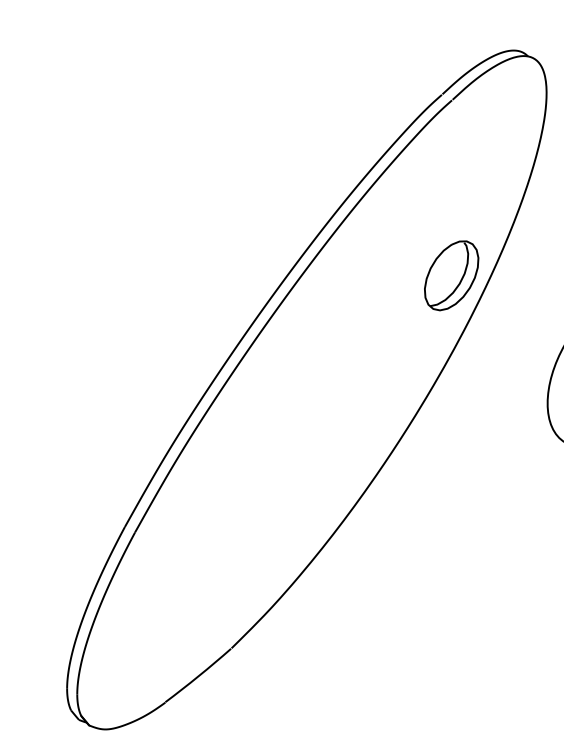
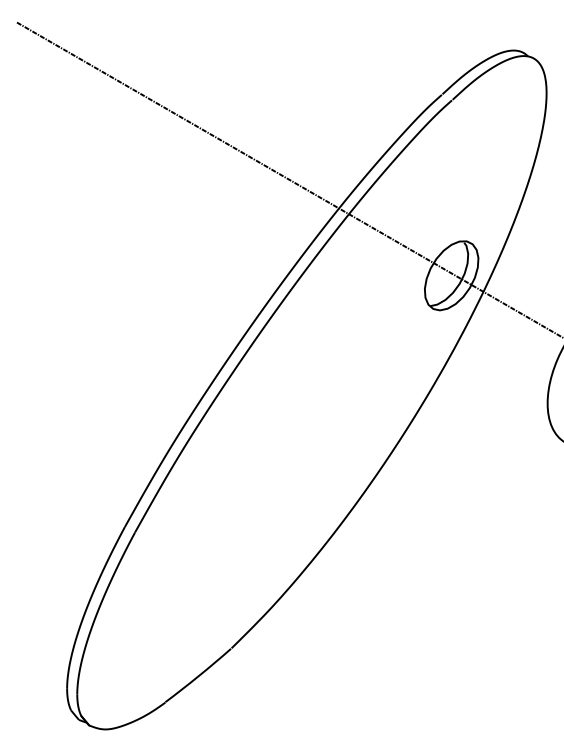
line: none -> present (288, 179)
